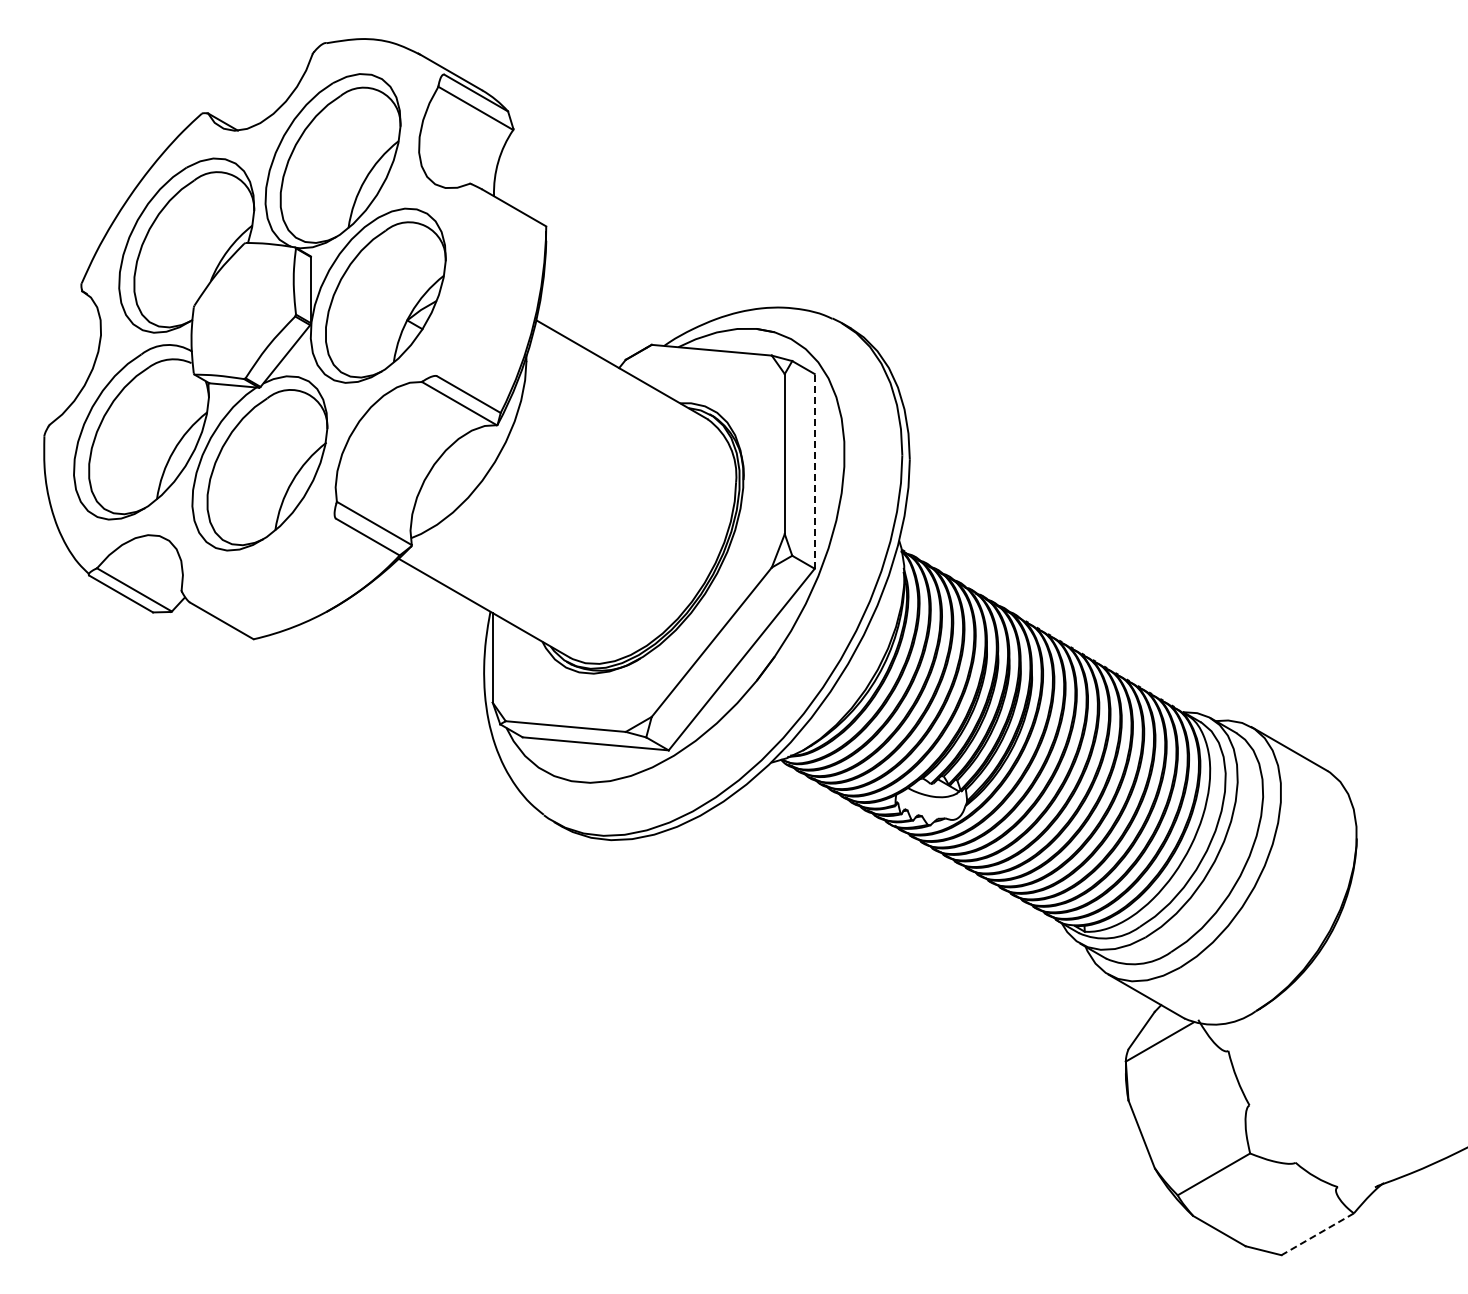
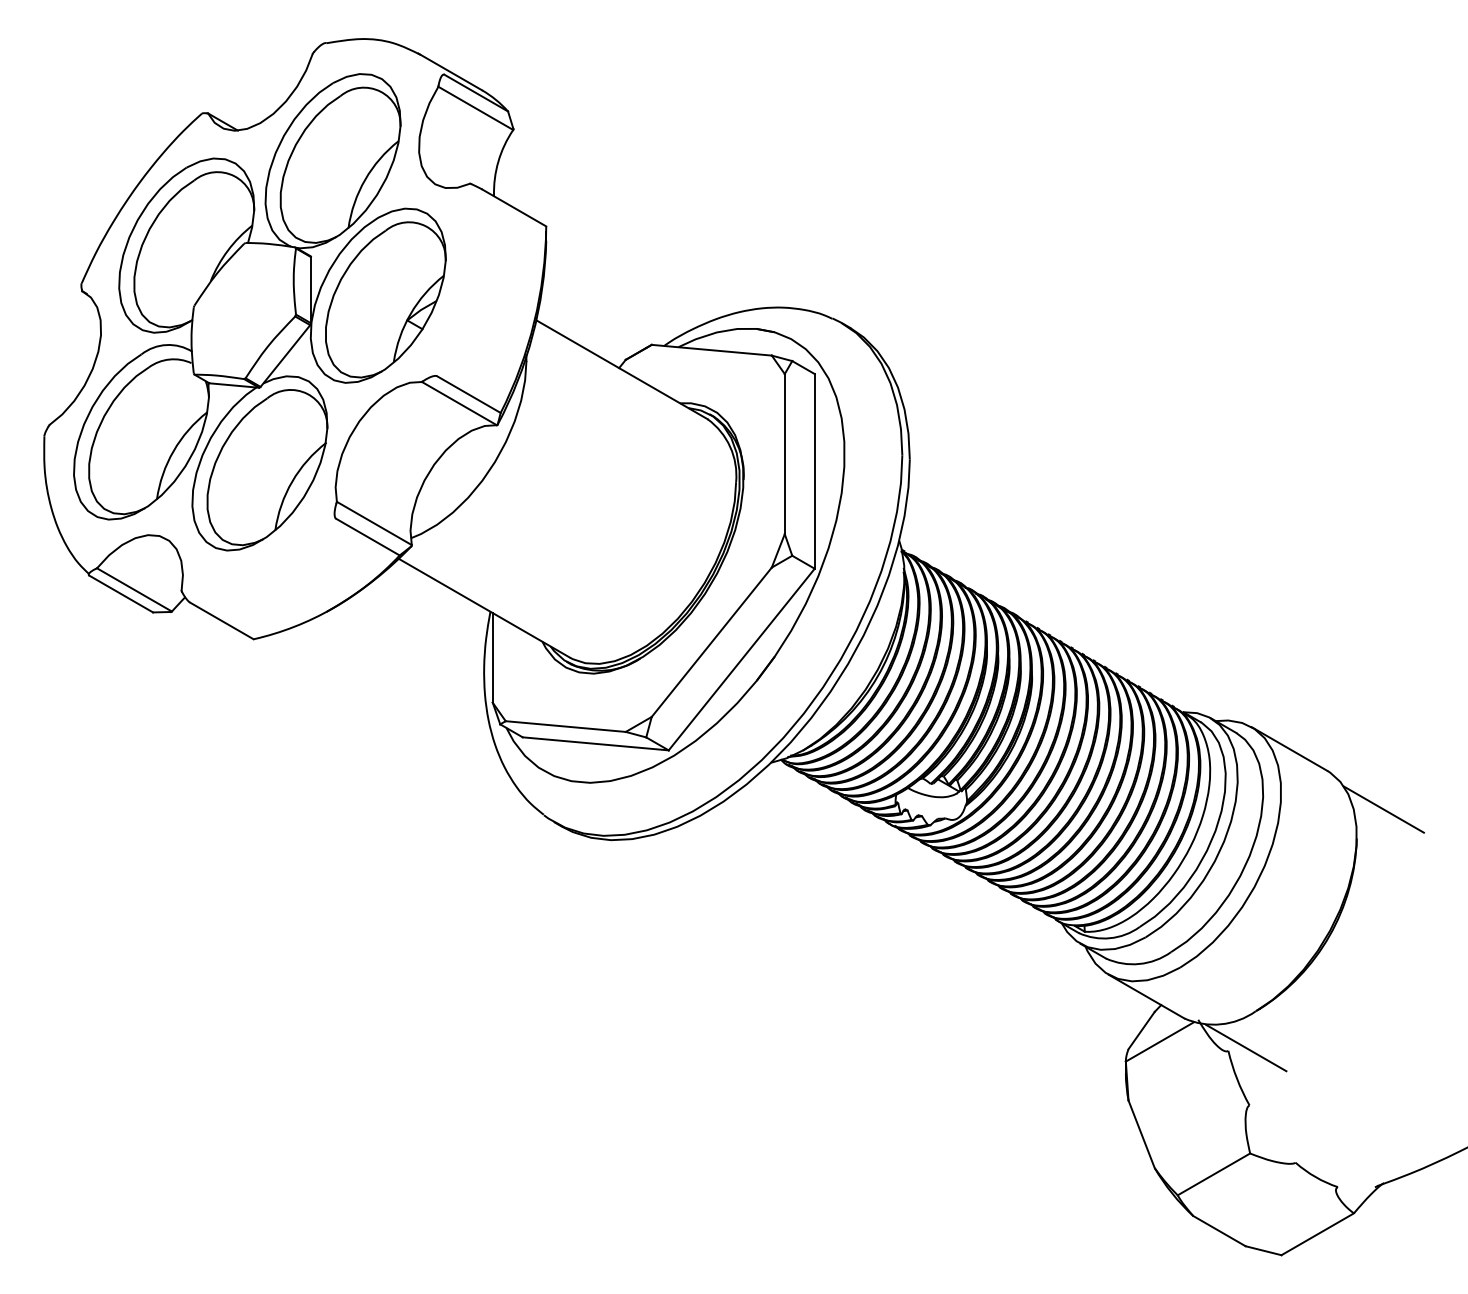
line: dashed -> solid (814, 470)
line: none -> present (1383, 809)
line: none -> present (1246, 1047)
line: dashed -> solid (1317, 1234)
